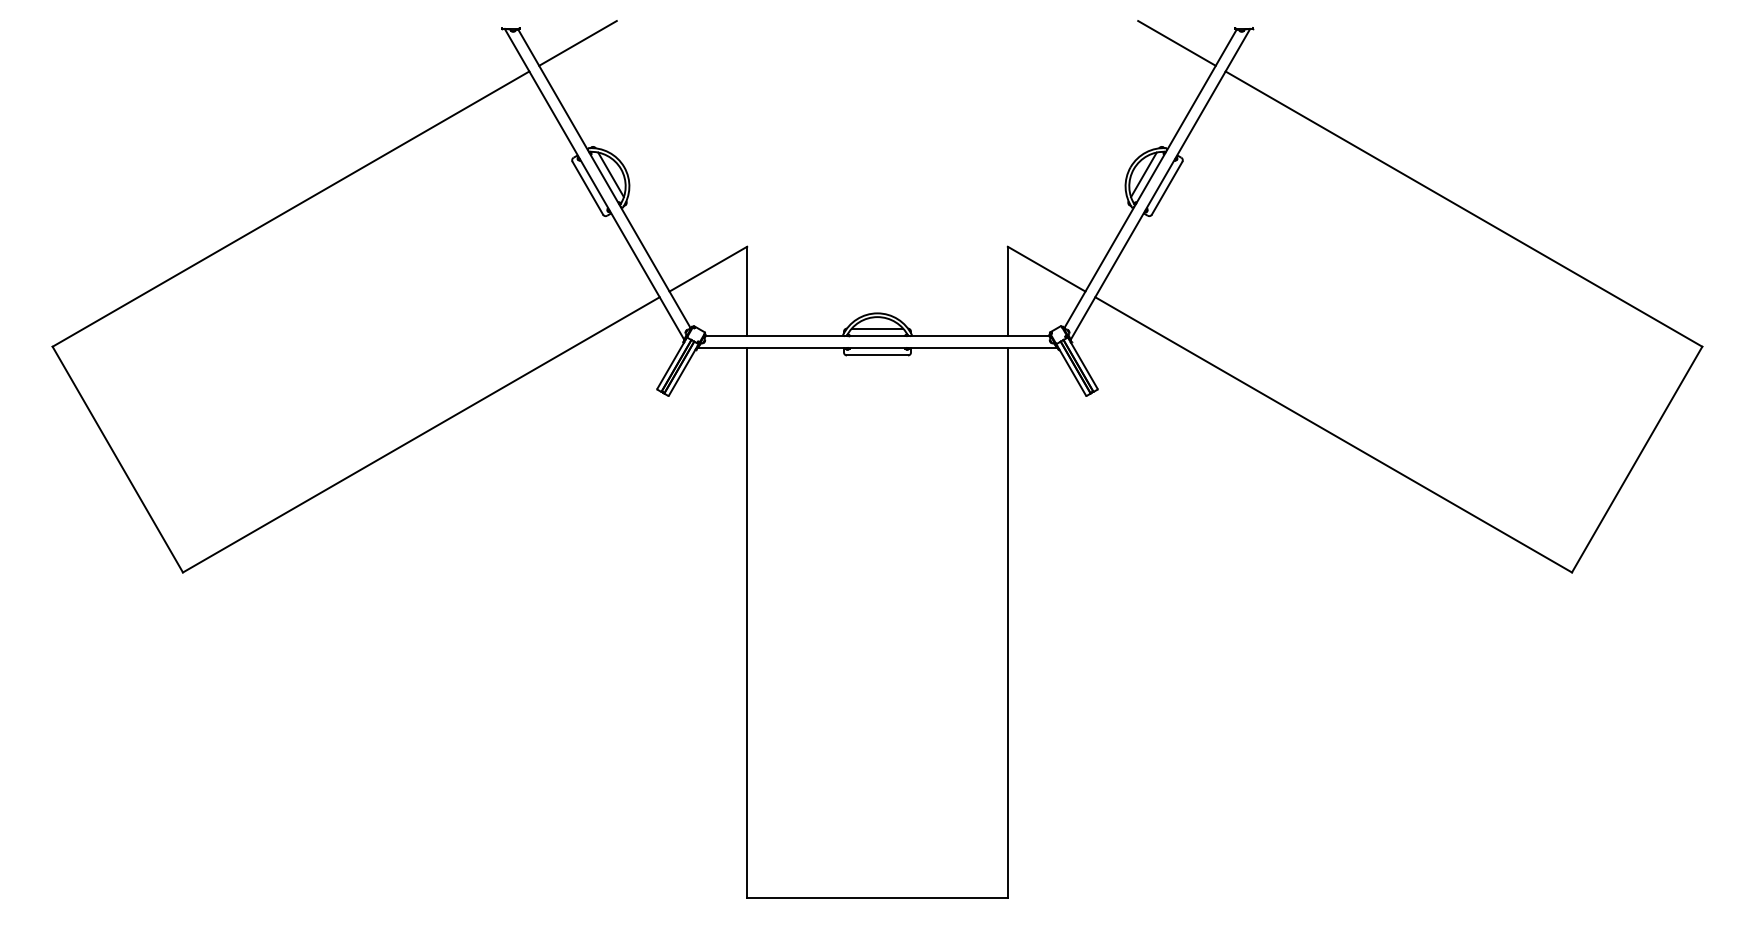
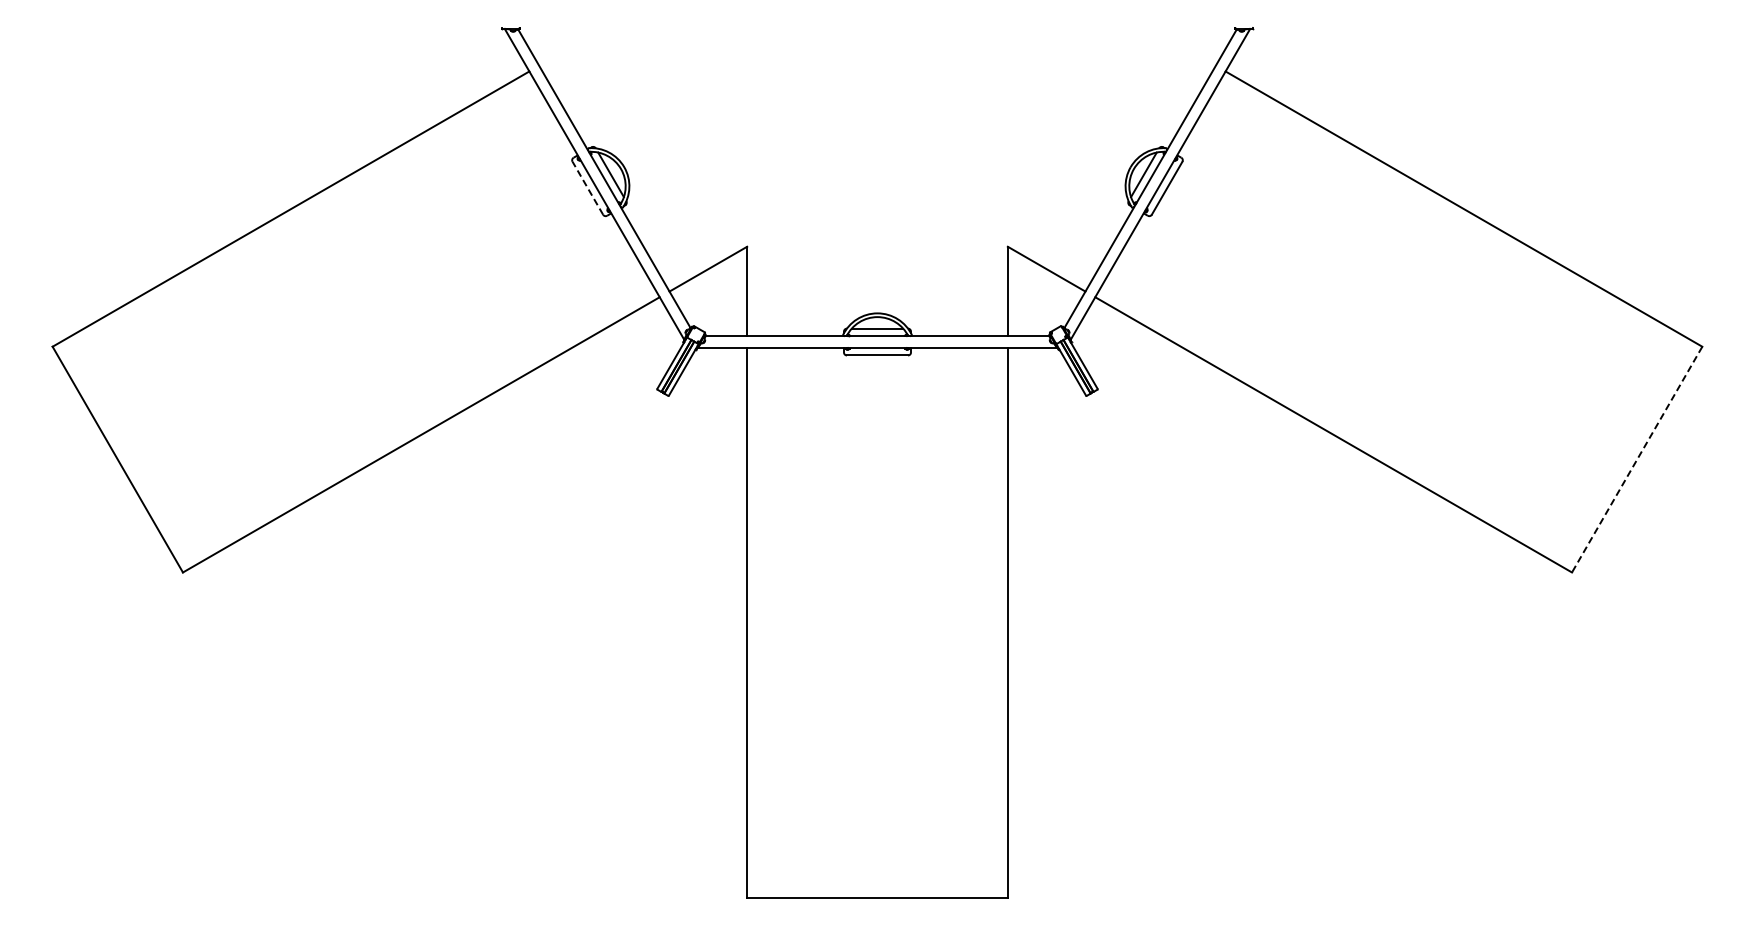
line: present -> none (577, 43)
line: present -> none (1176, 43)
line: solid -> dashed (587, 188)
line: solid -> dashed (1636, 460)
